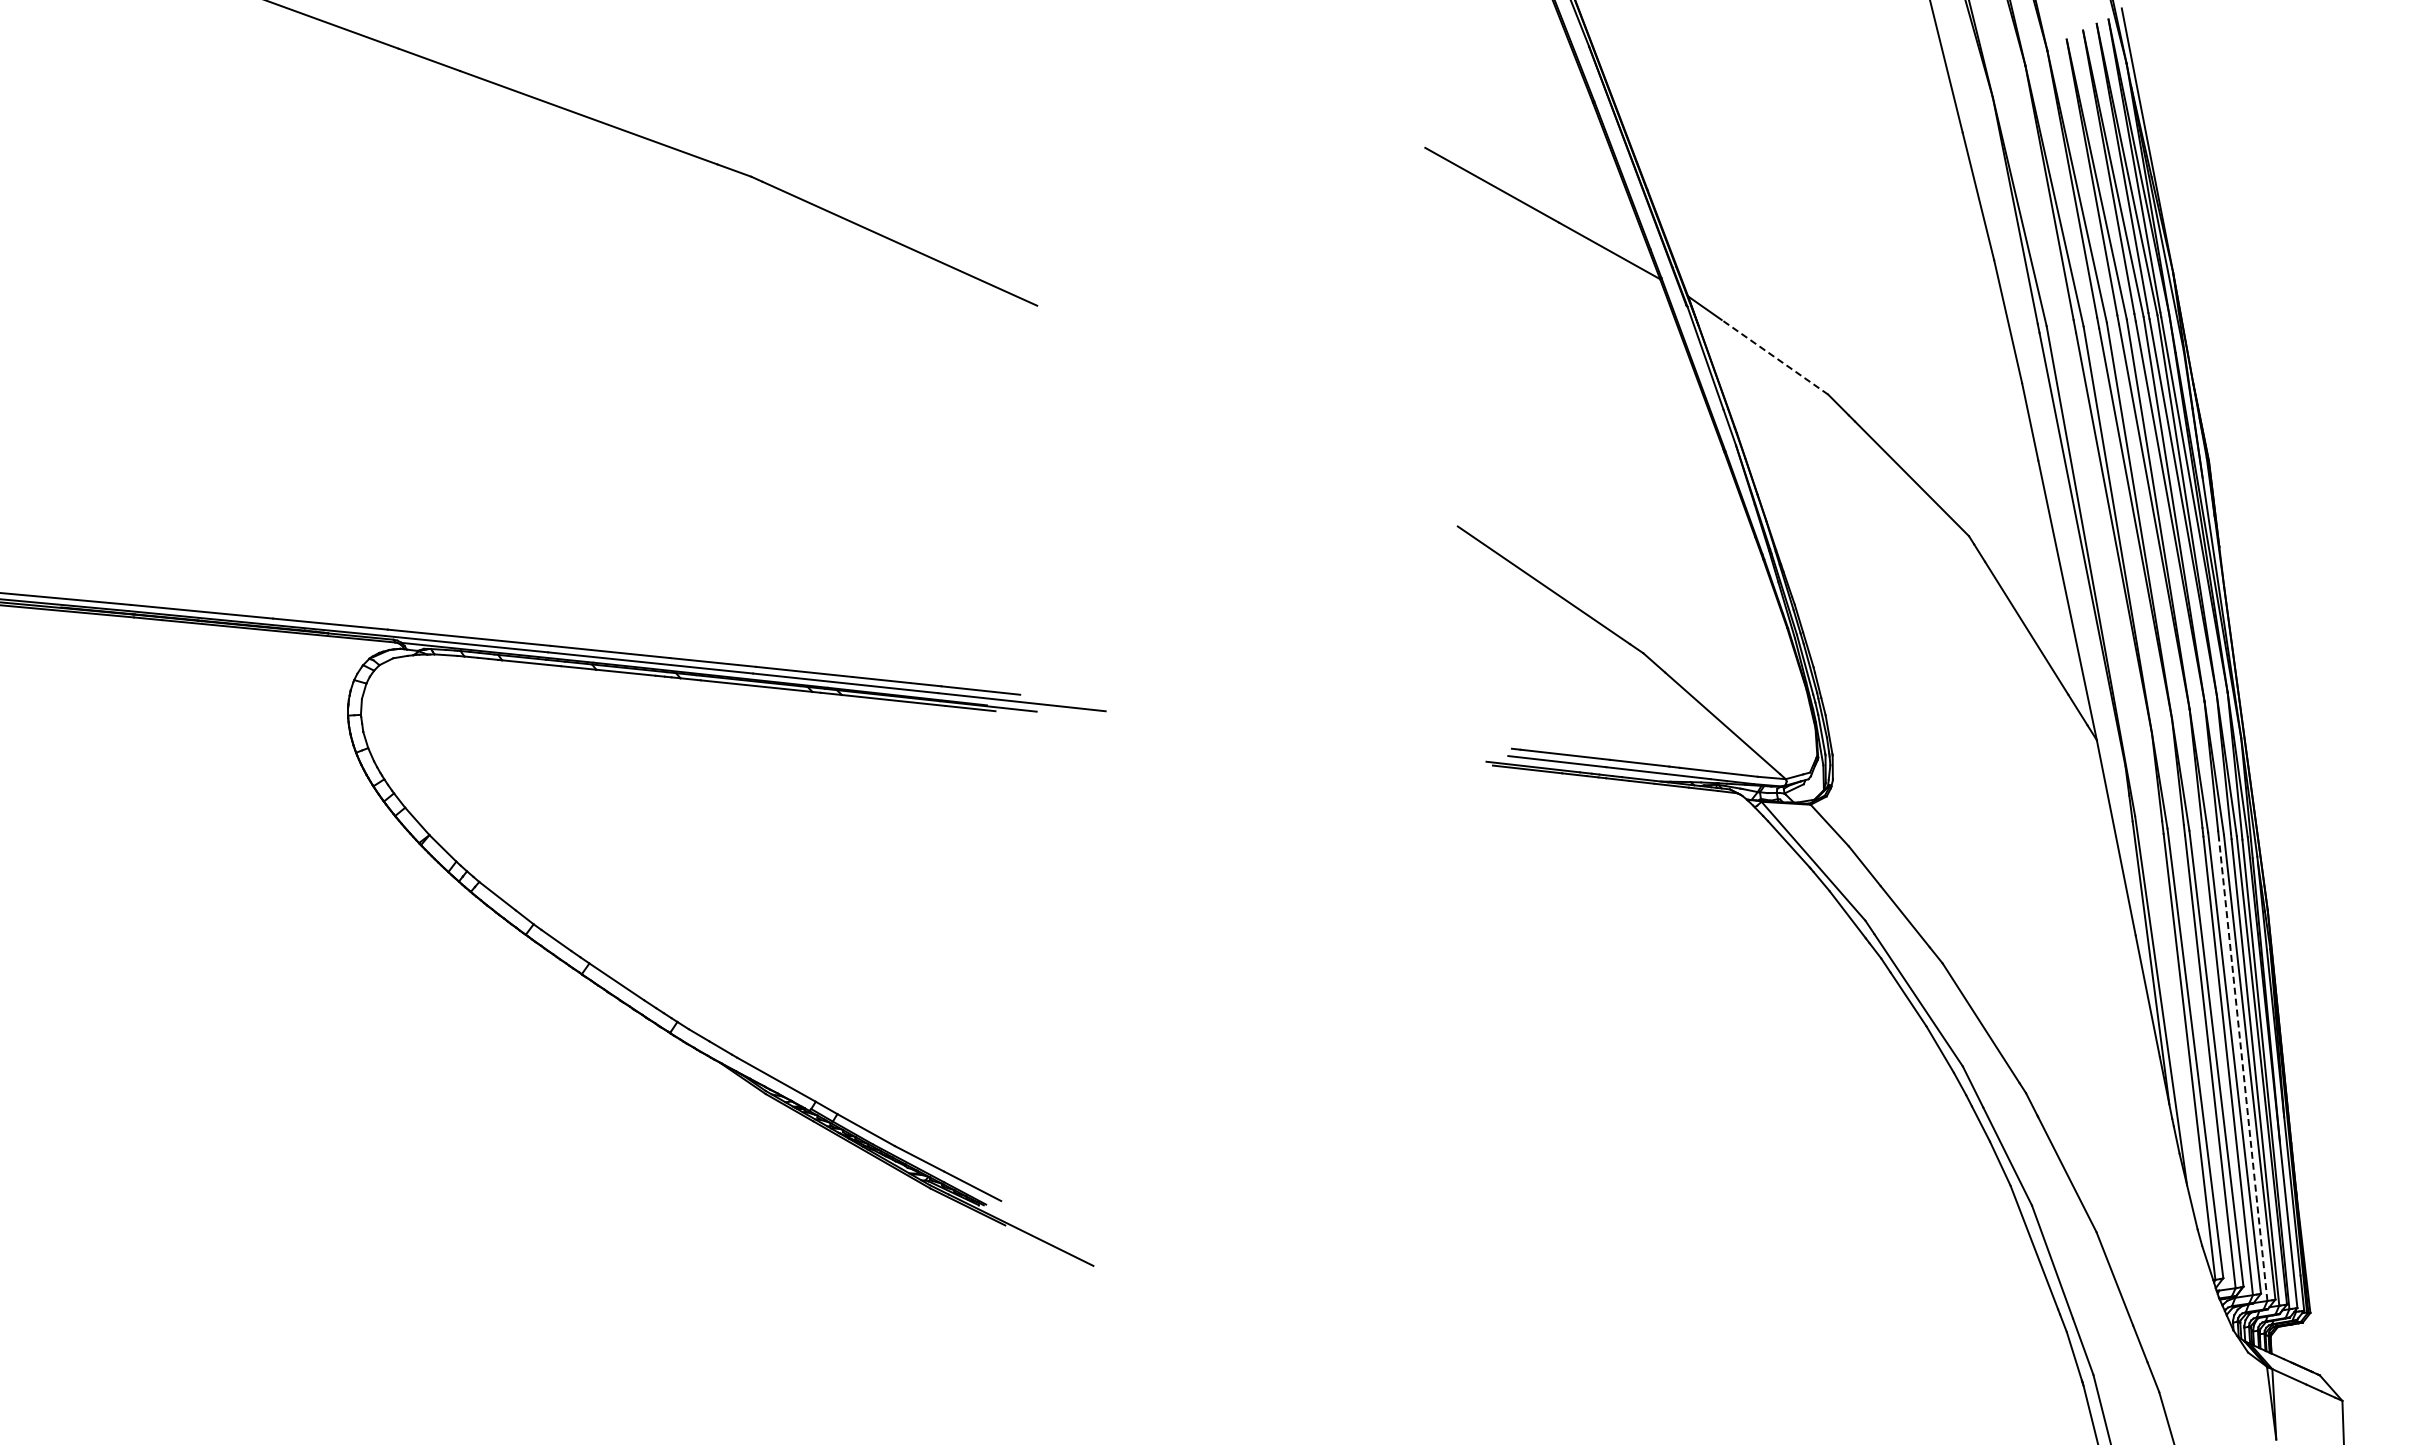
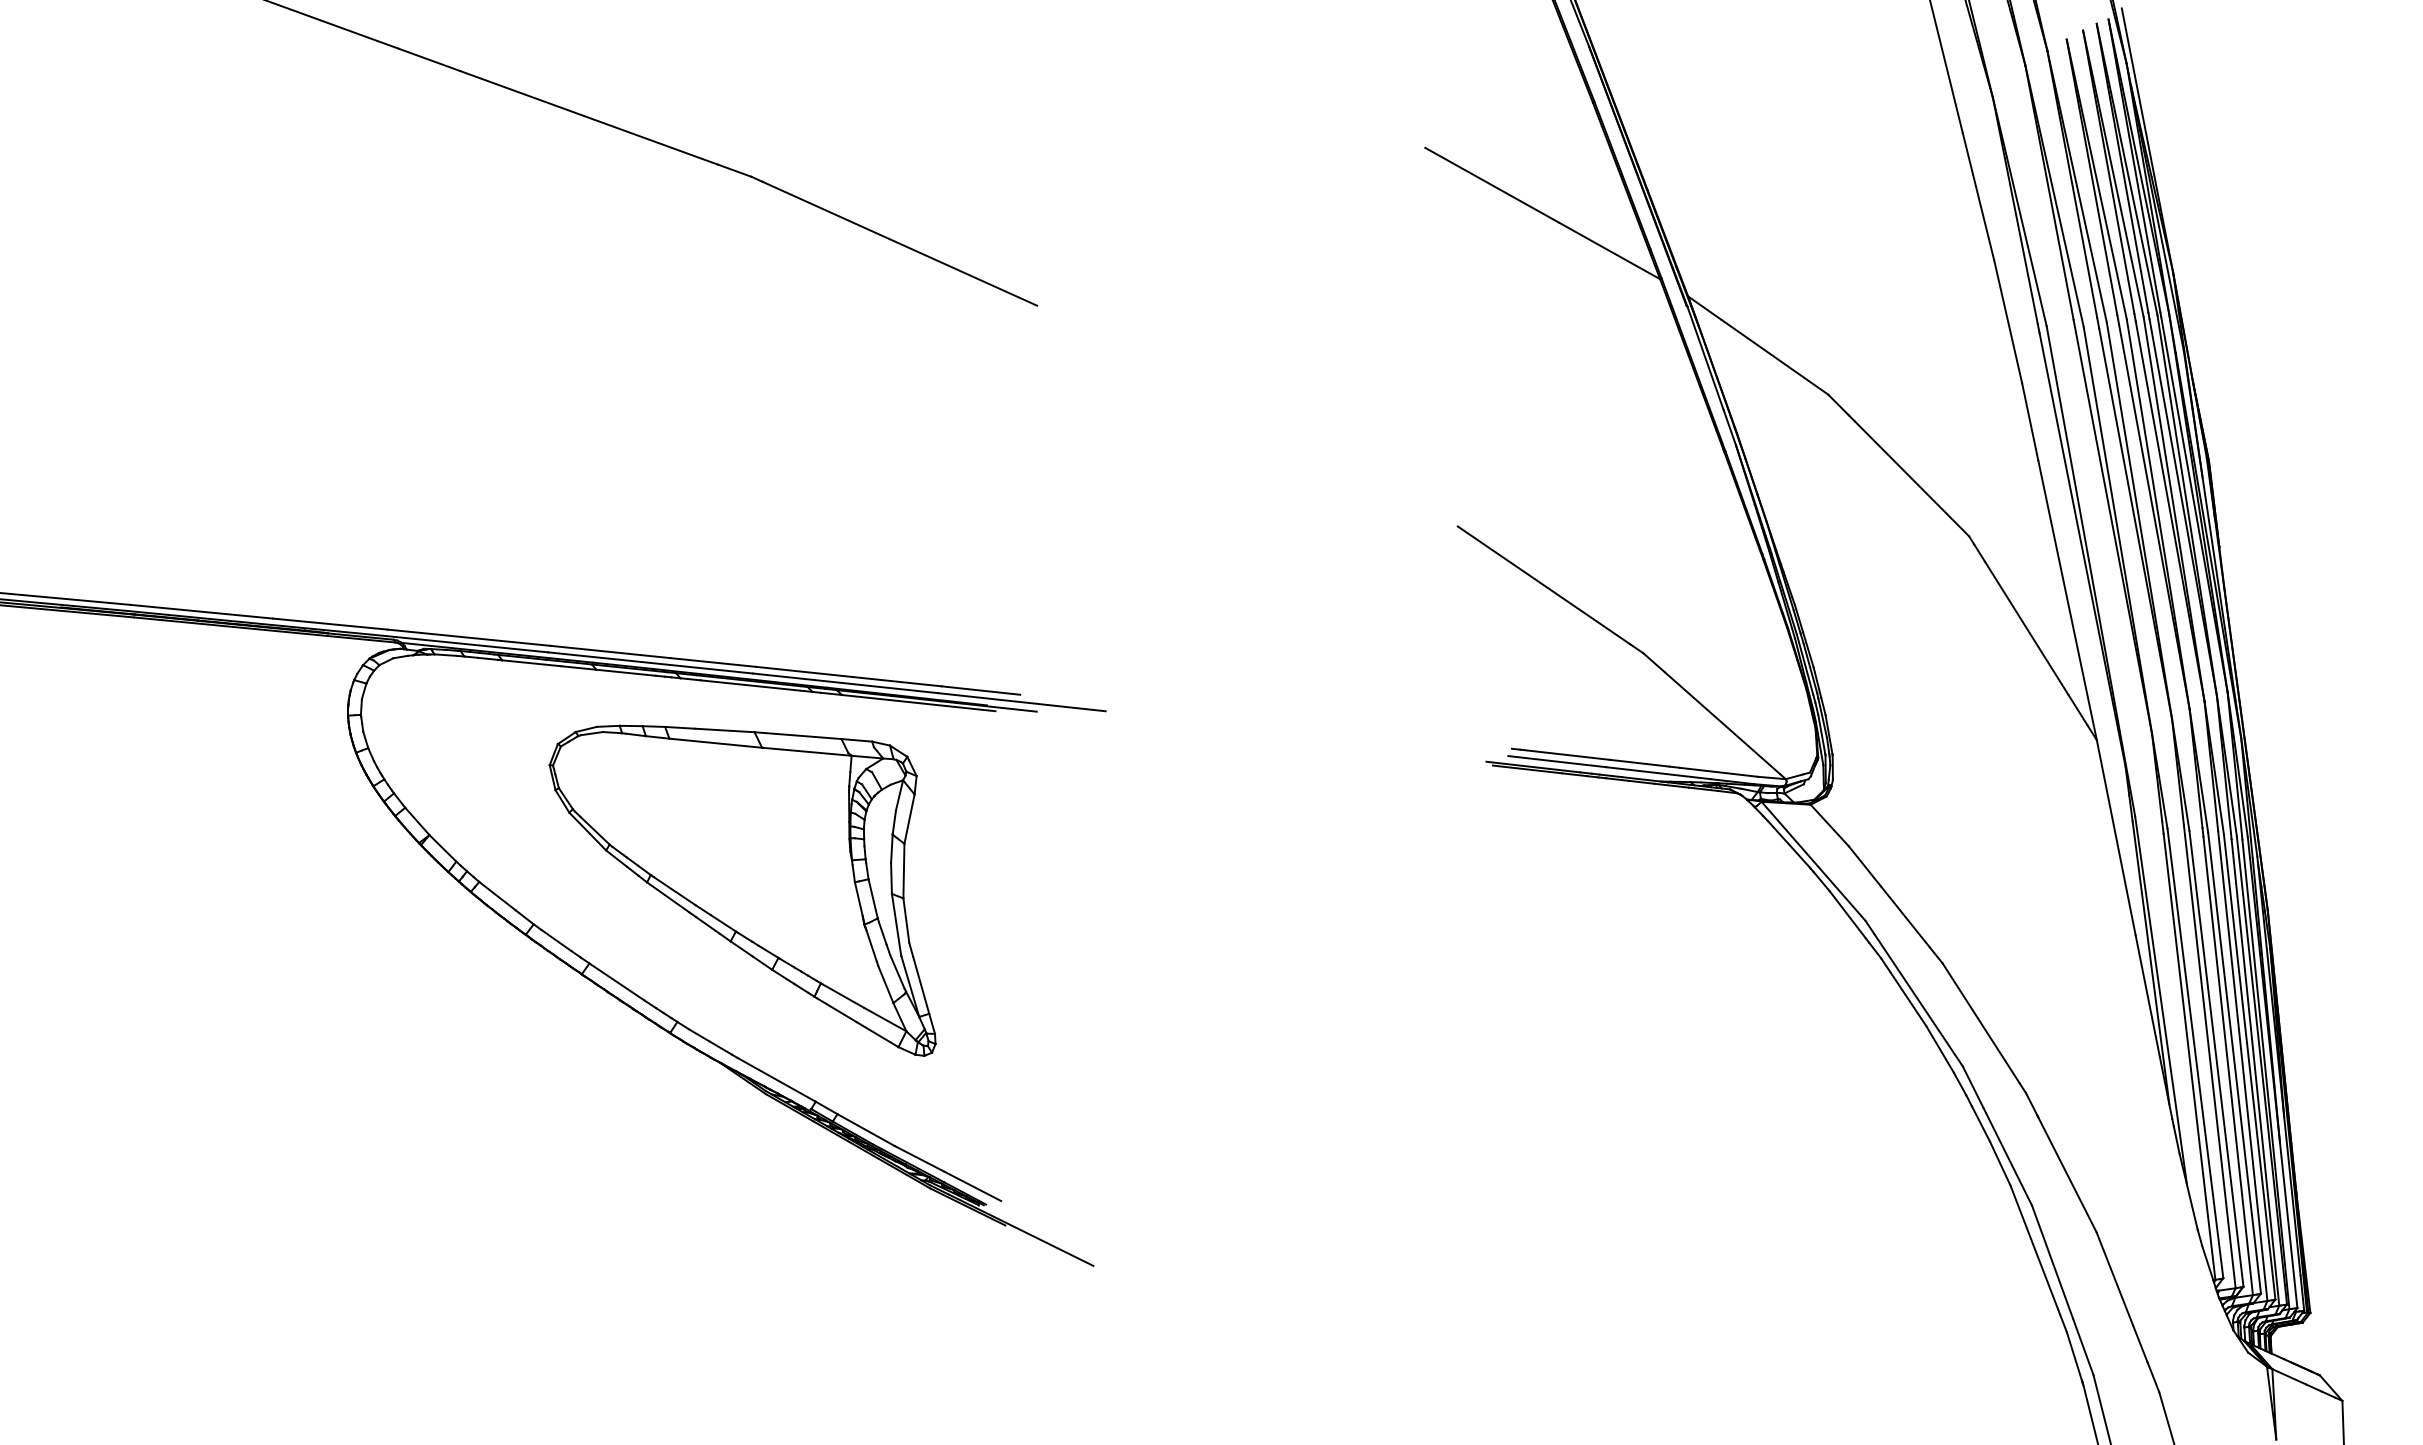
line: dashed -> solid (1774, 357)
part: none -> present (742, 890)
line: dashed -> solid (2243, 1069)
